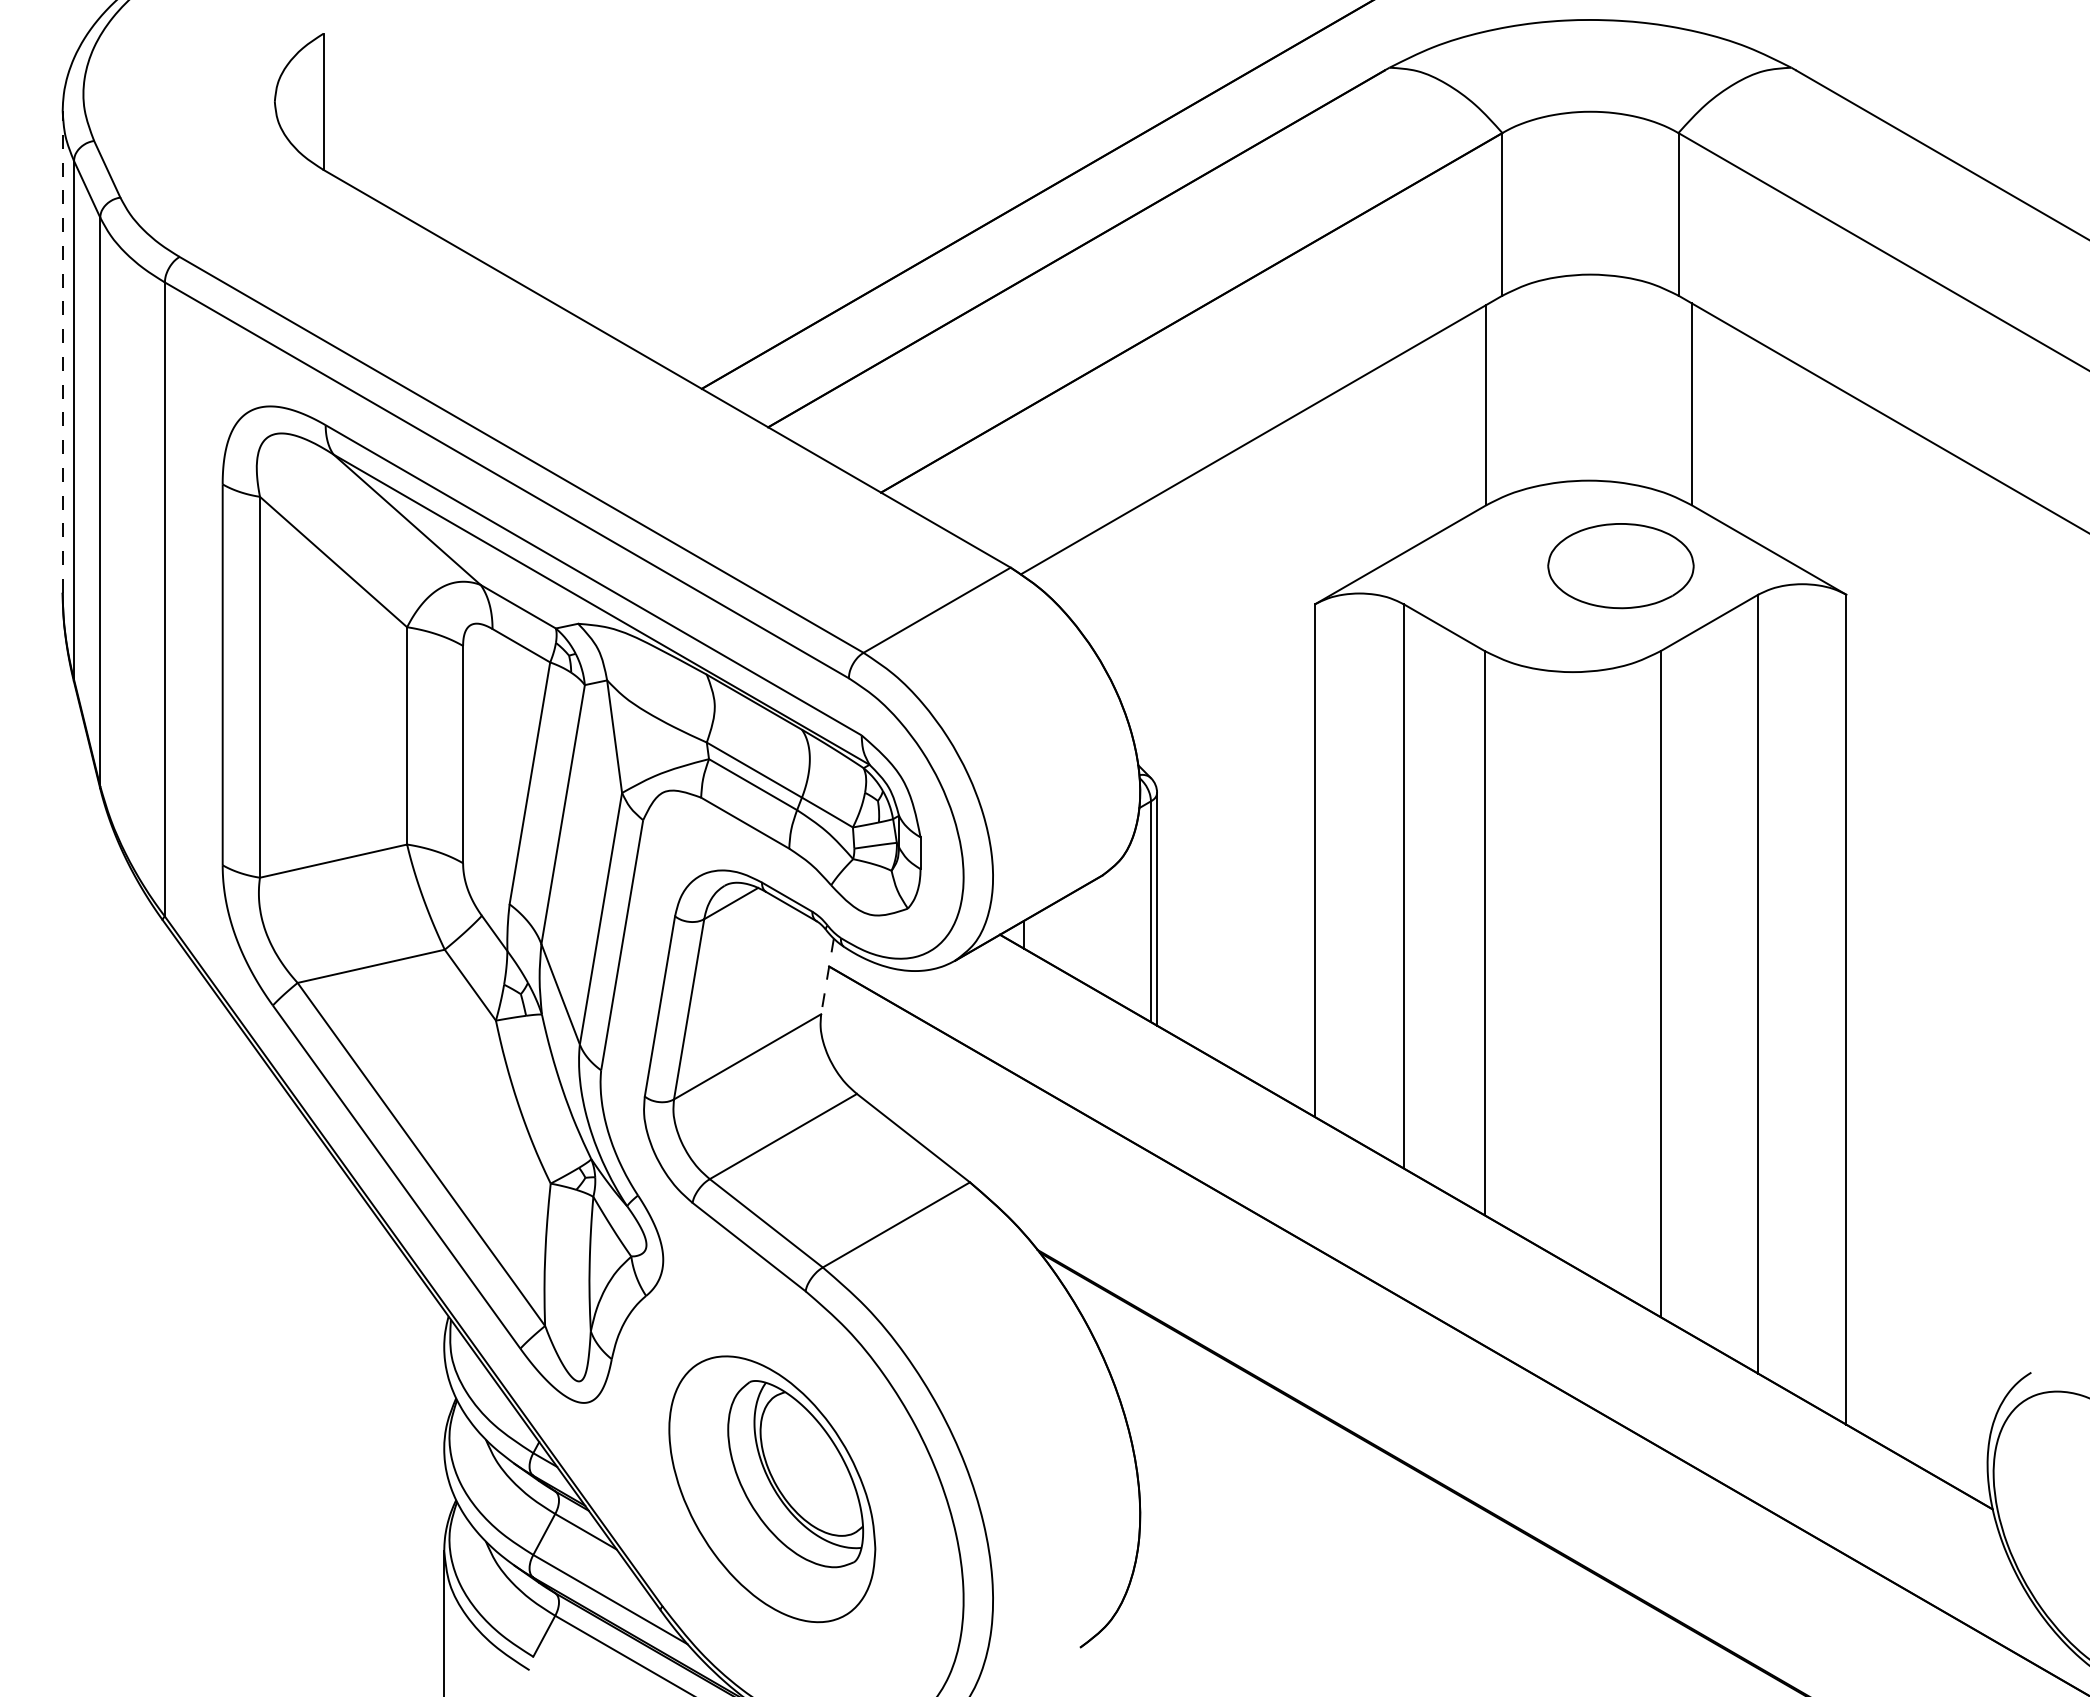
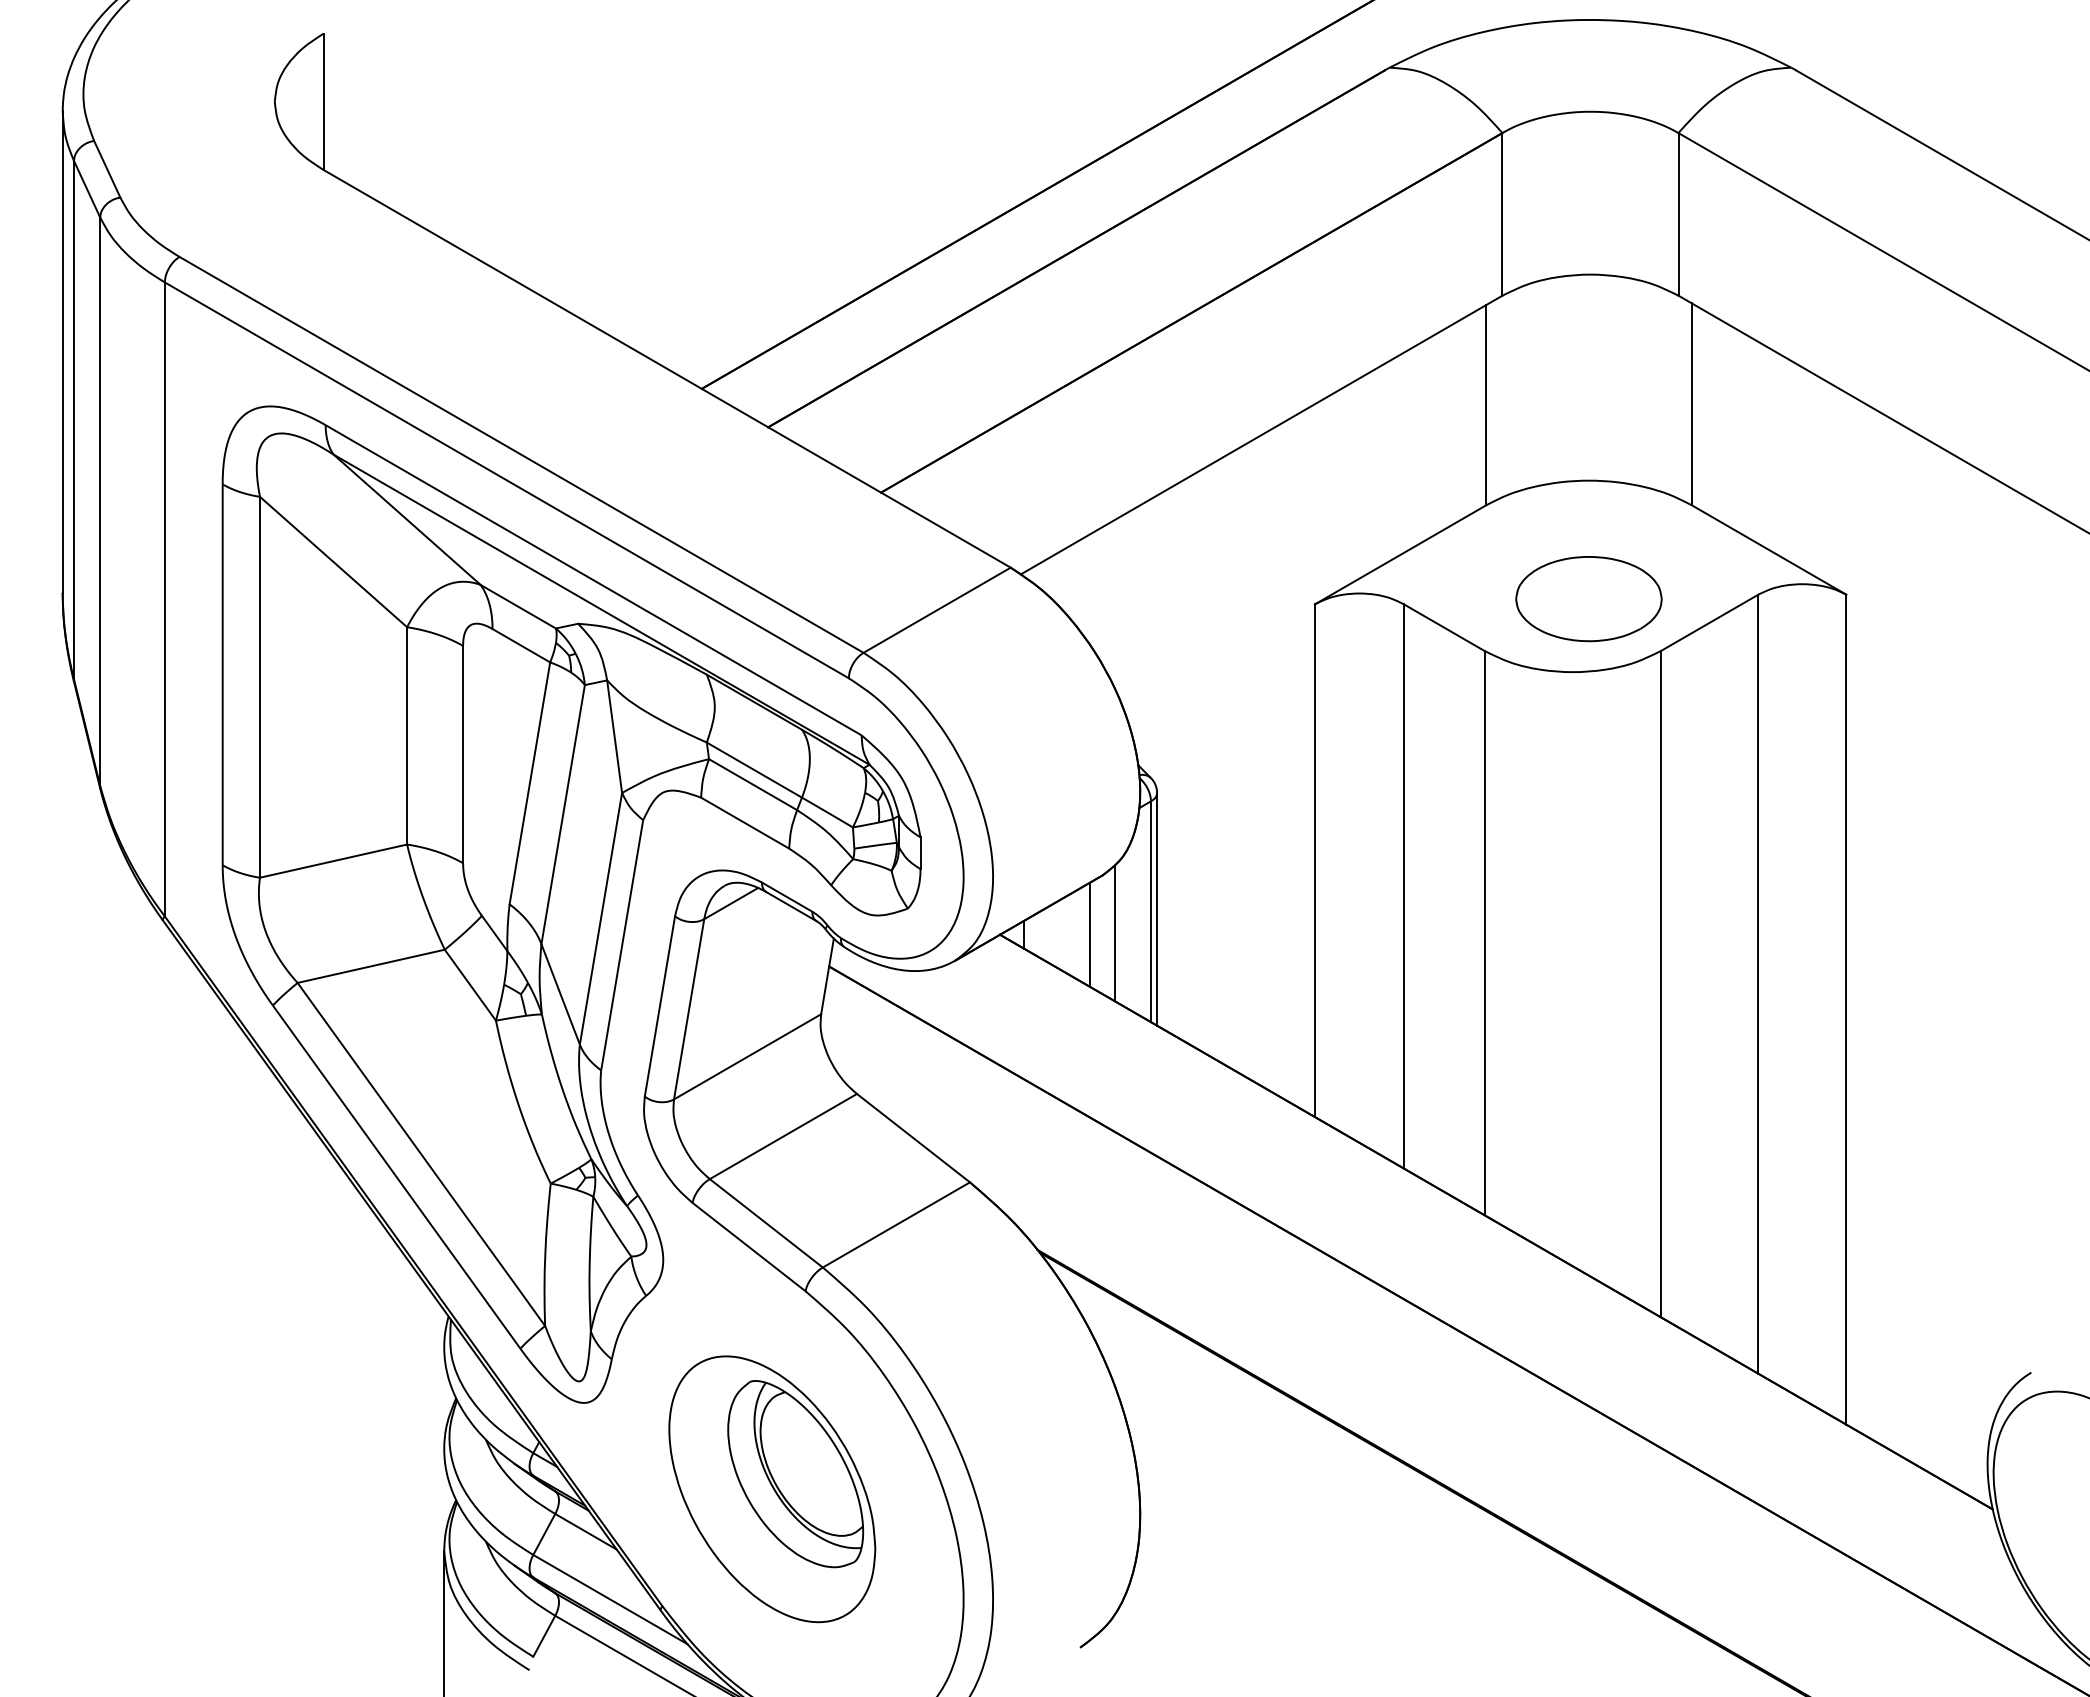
line: dashed -> solid (62, 351)
part position: (1620, 566) -> (1588, 599) (1588, 599)
line: none -> present (1114, 933)
line: none -> present (1089, 934)
line: dashed -> solid (827, 976)
